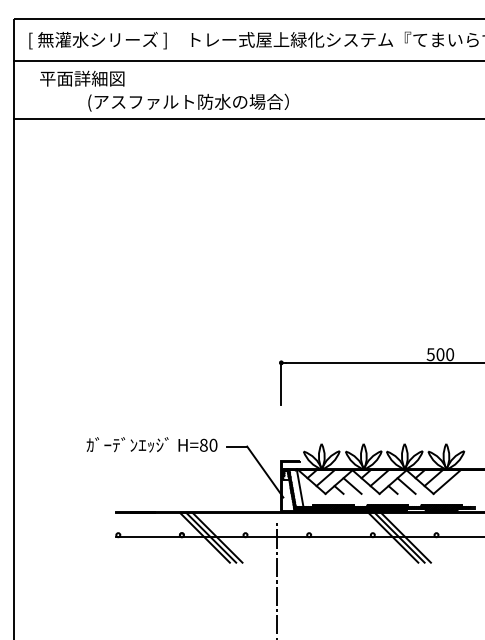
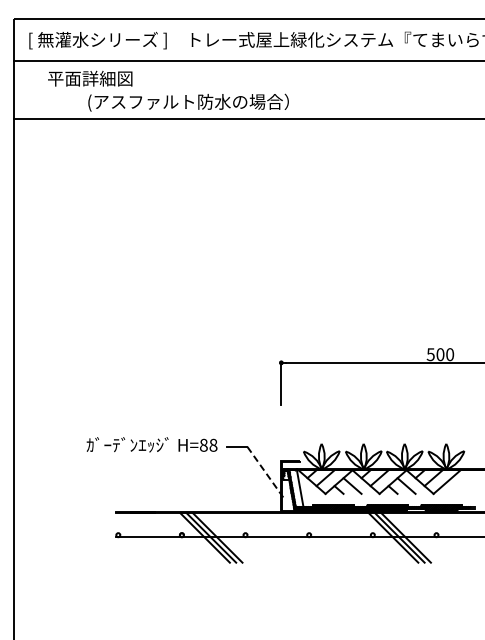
text position: (82, 78) -> (90, 78) (90, 78)
text: H=80 -> H=88 (213, 445)
line: solid -> dashed (264, 471)
line: present -> none (276, 579)
